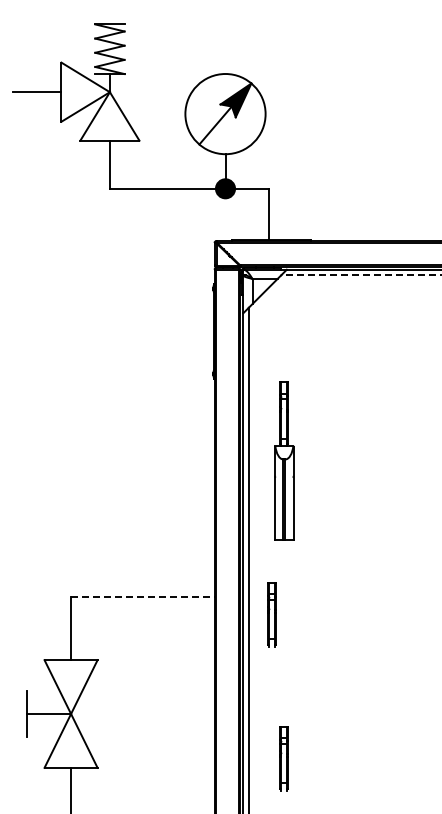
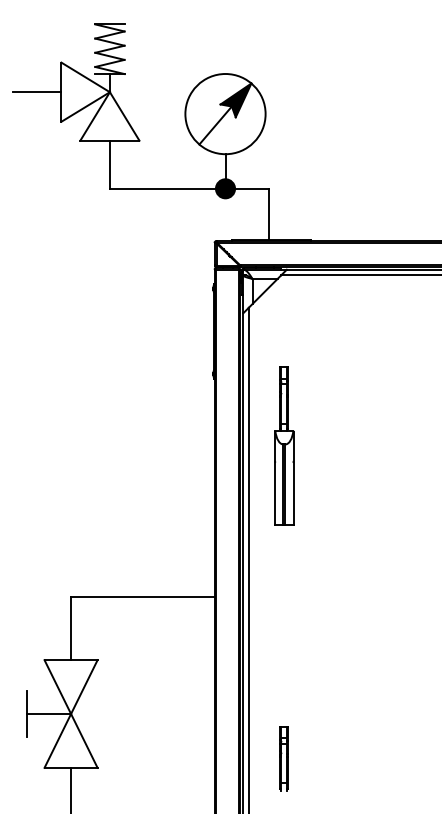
line: dashed -> solid (361, 275)
part position: (284, 460) -> (284, 445) (284, 445)
line: dashed -> solid (142, 597)
part: present -> none (271, 614)
